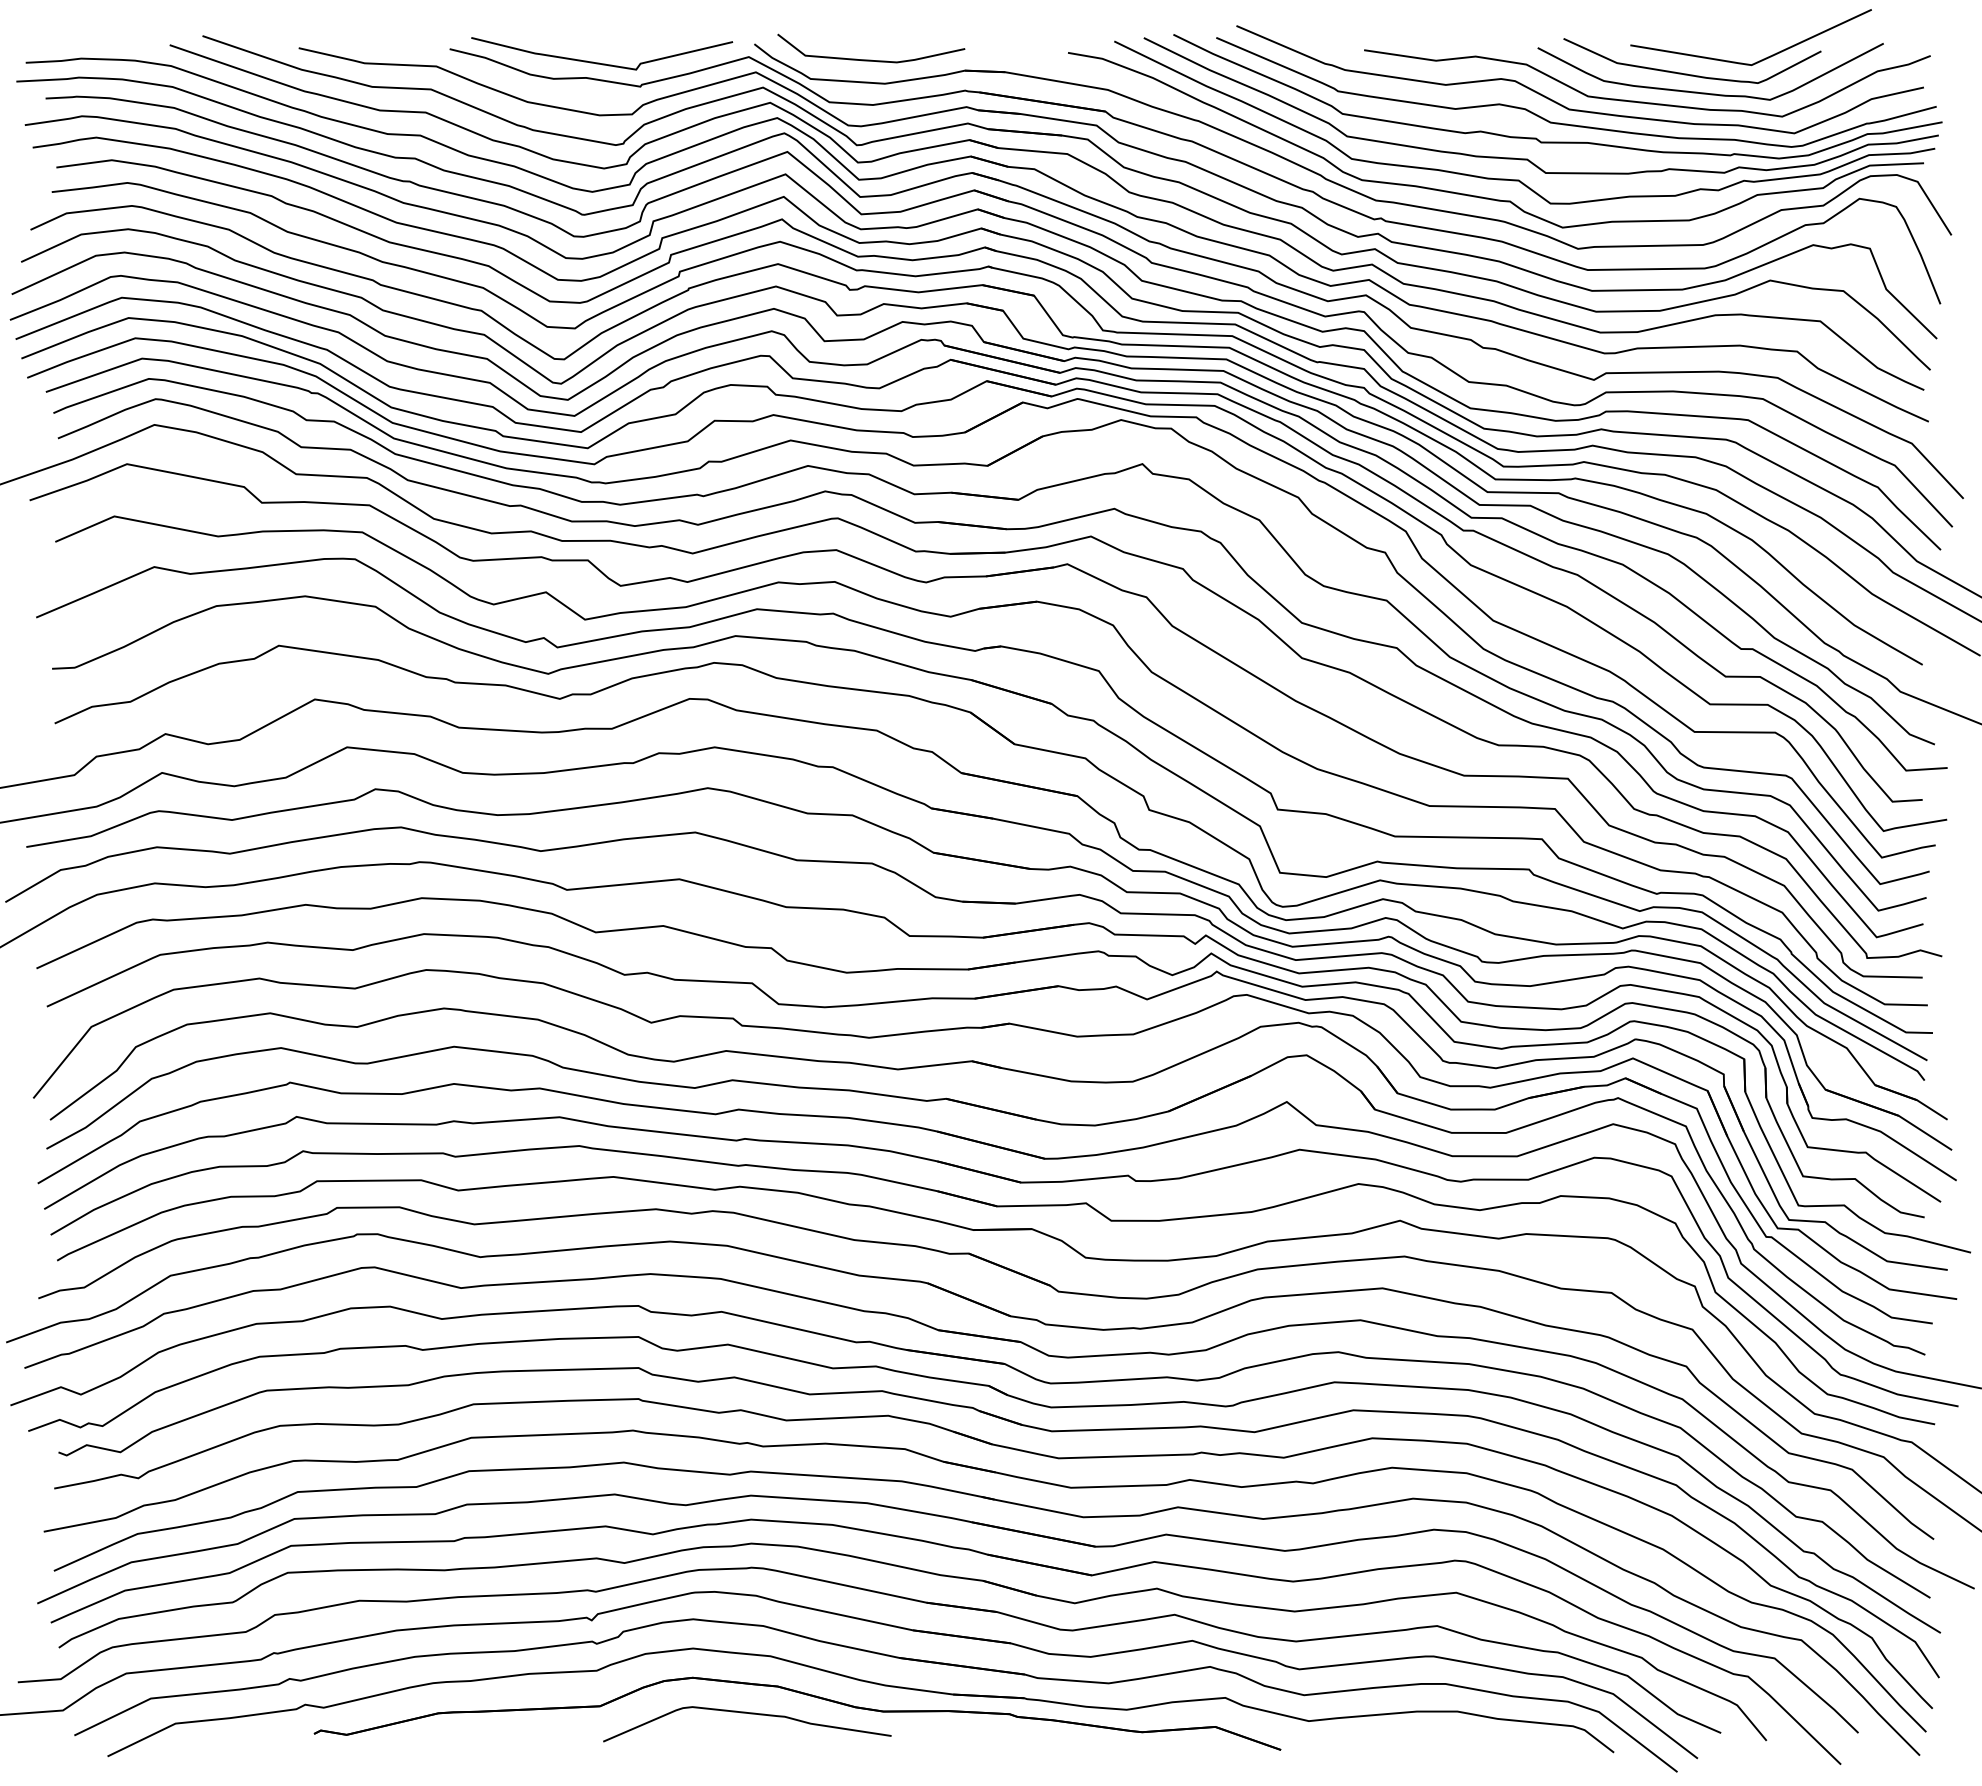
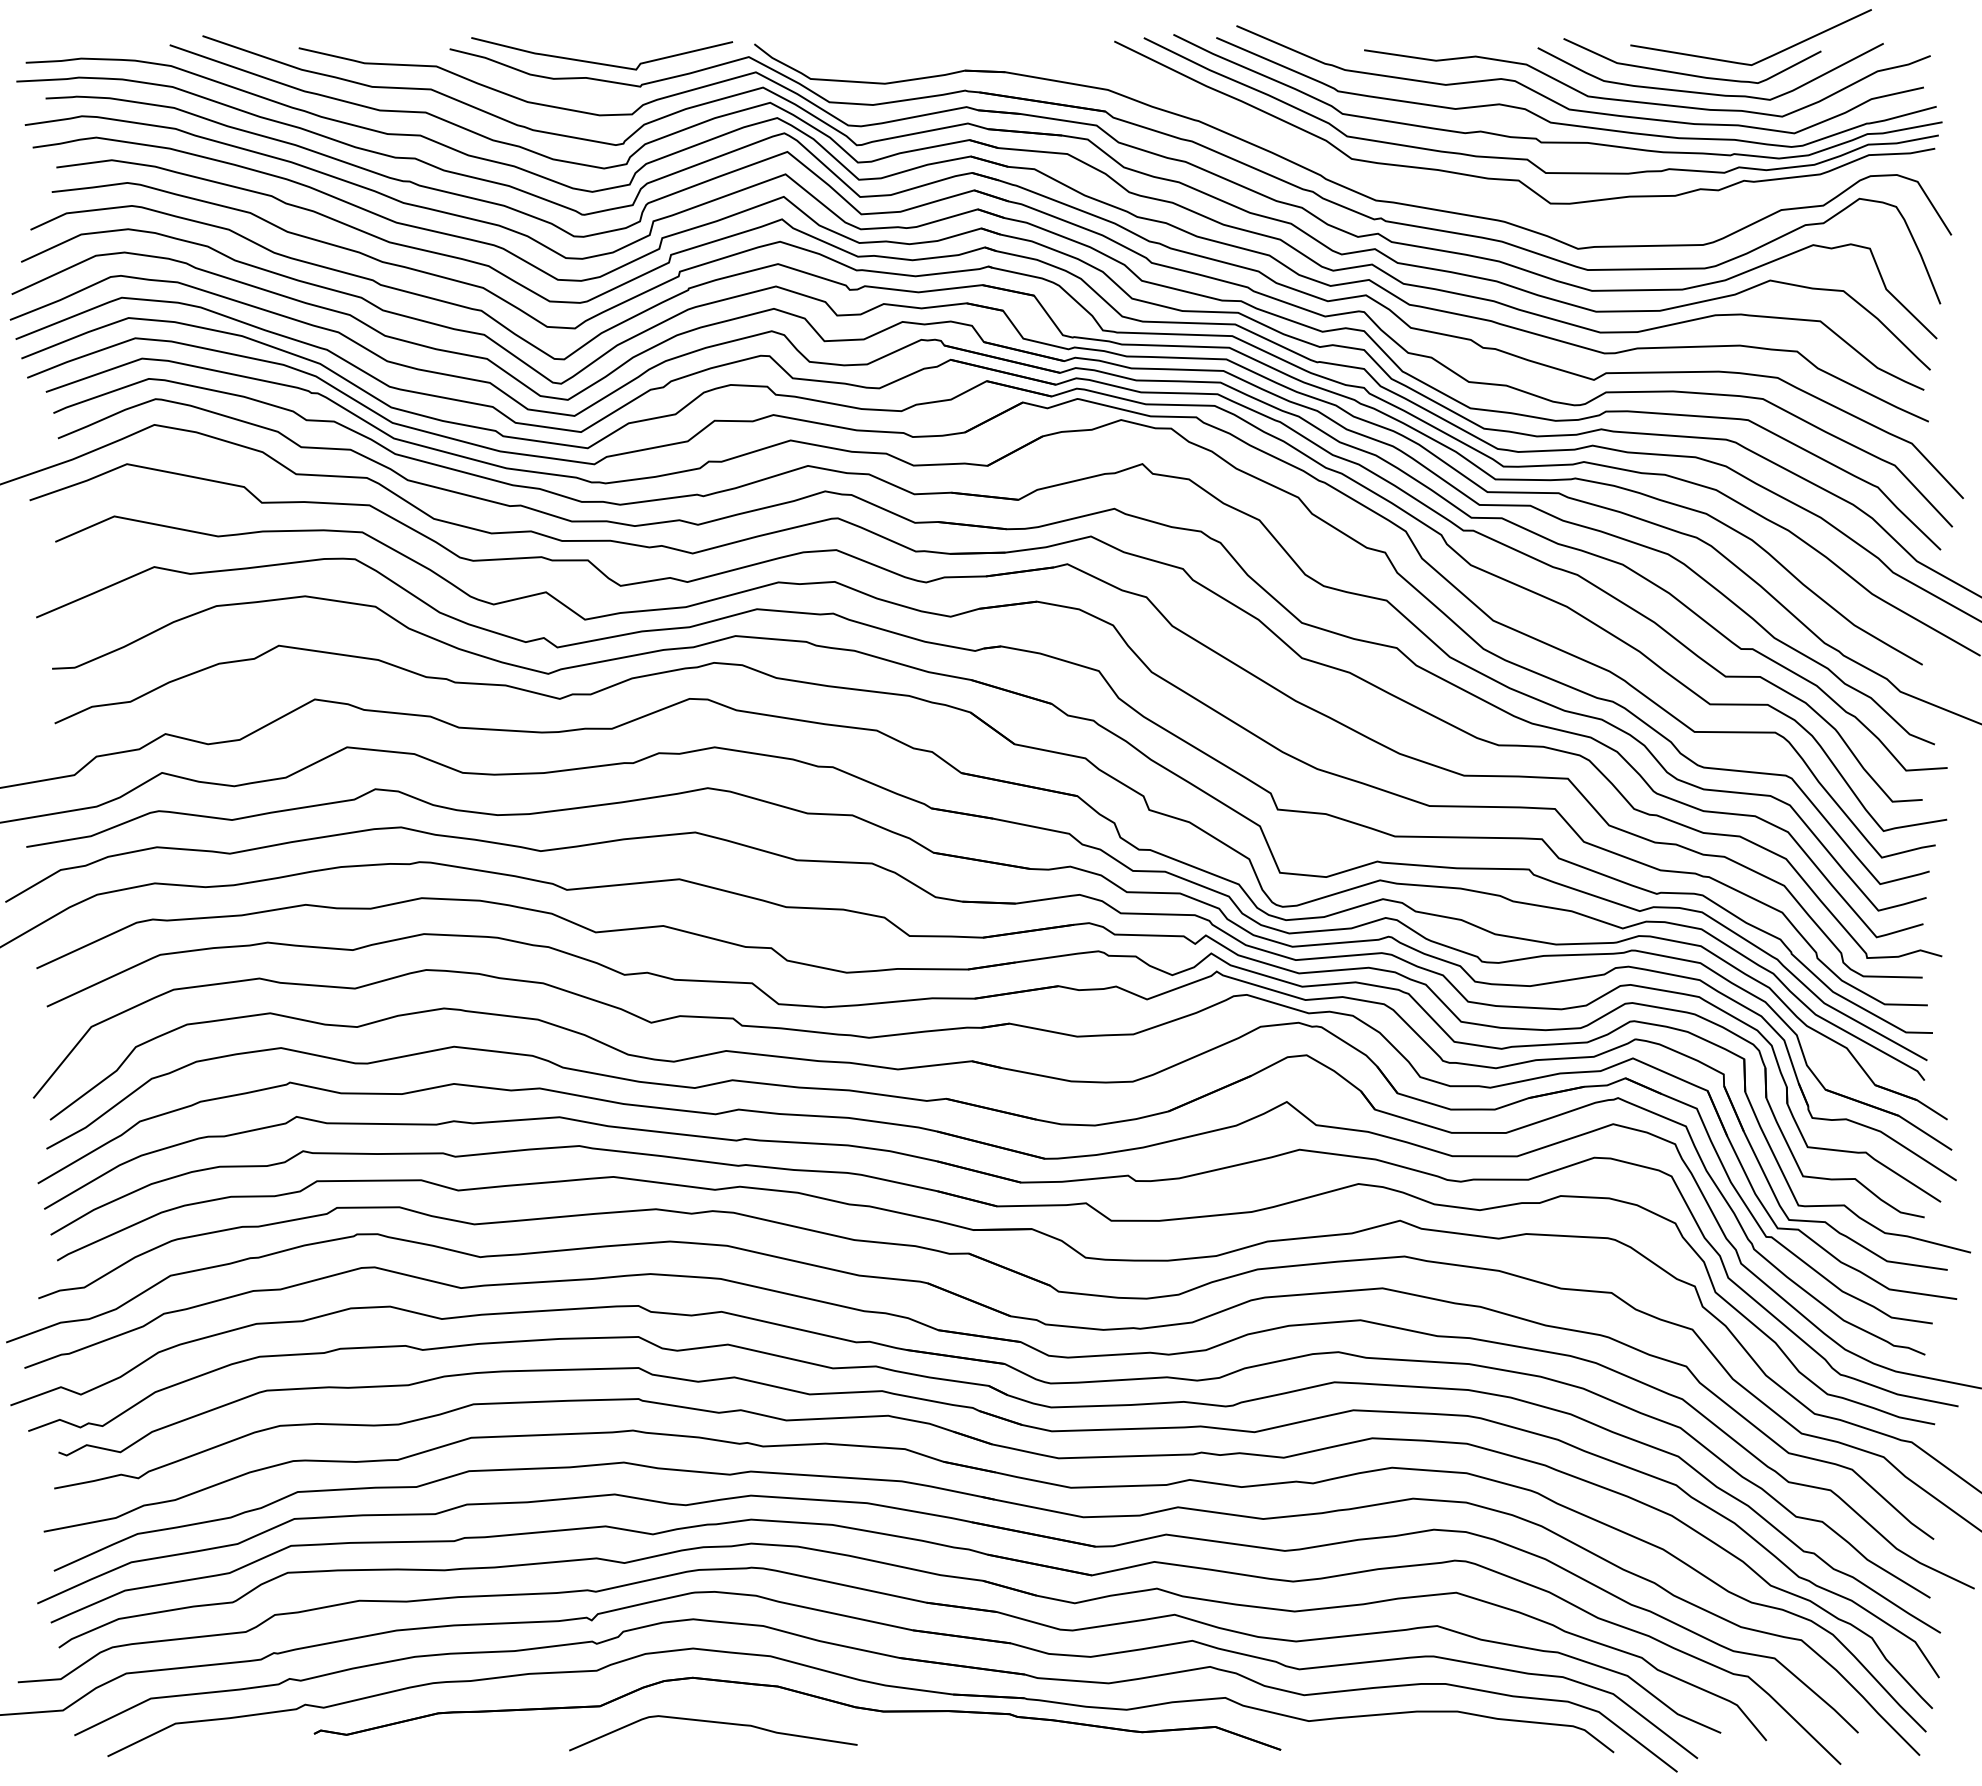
curve: present -> none (871, 59)
curve: present -> none (1488, 197)
curve position: (749, 1714) -> (715, 1723) (715, 1723)
